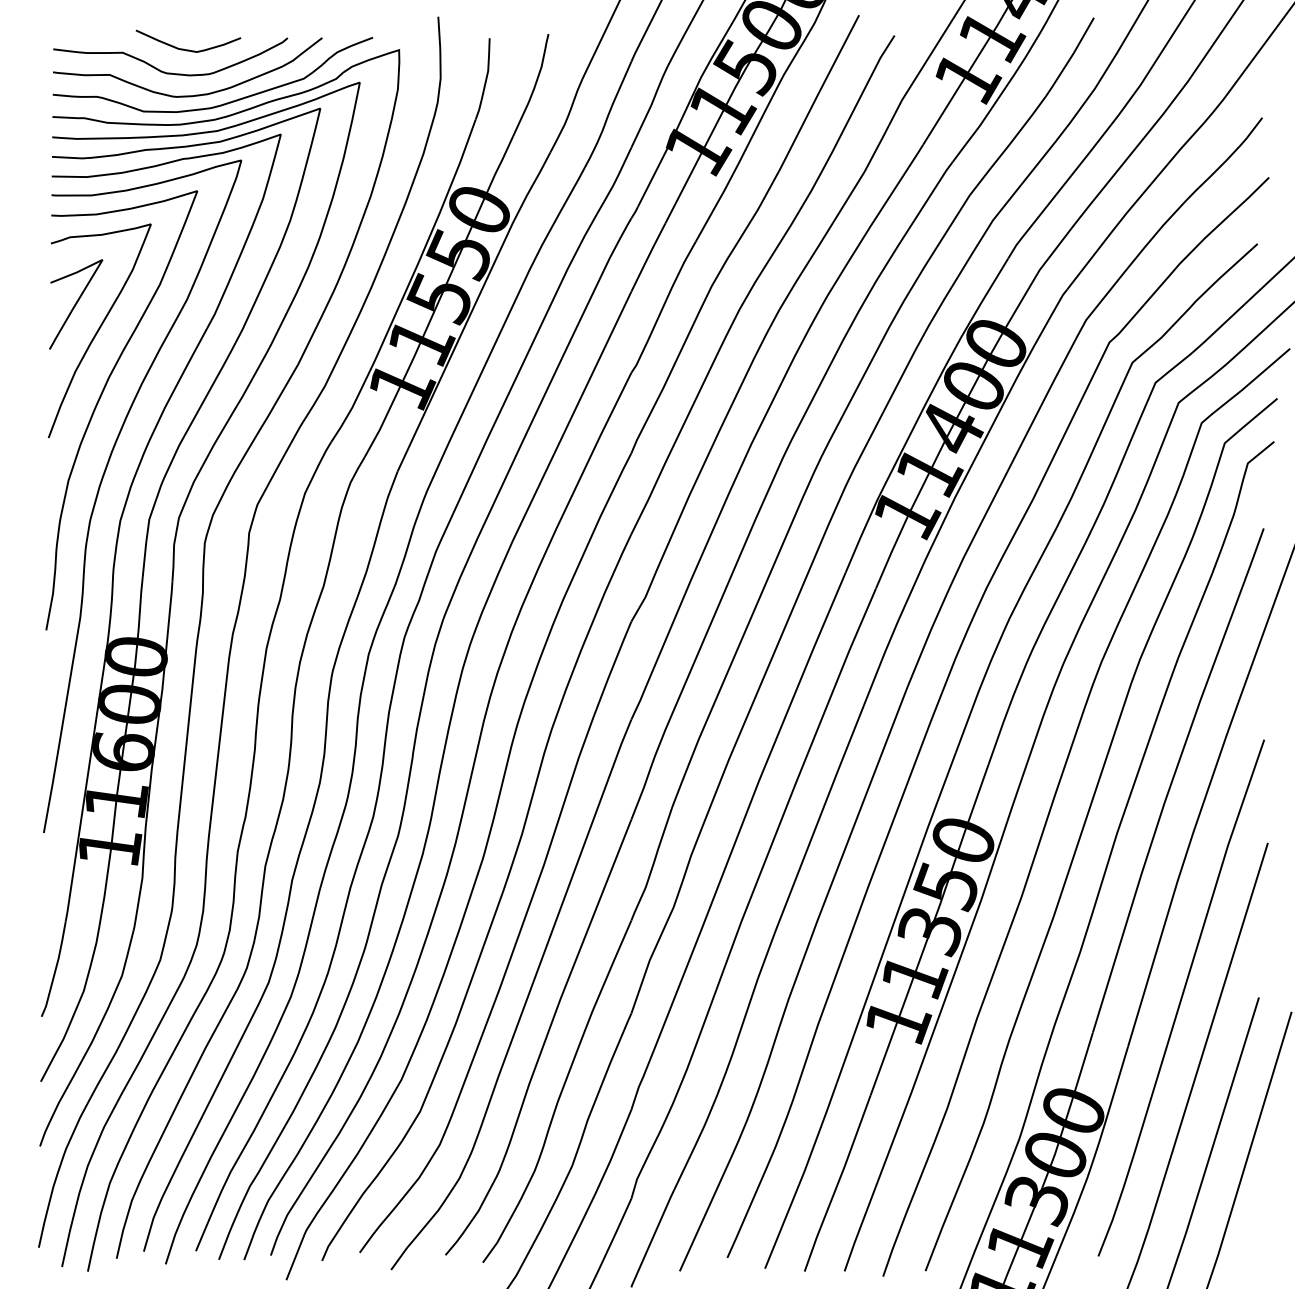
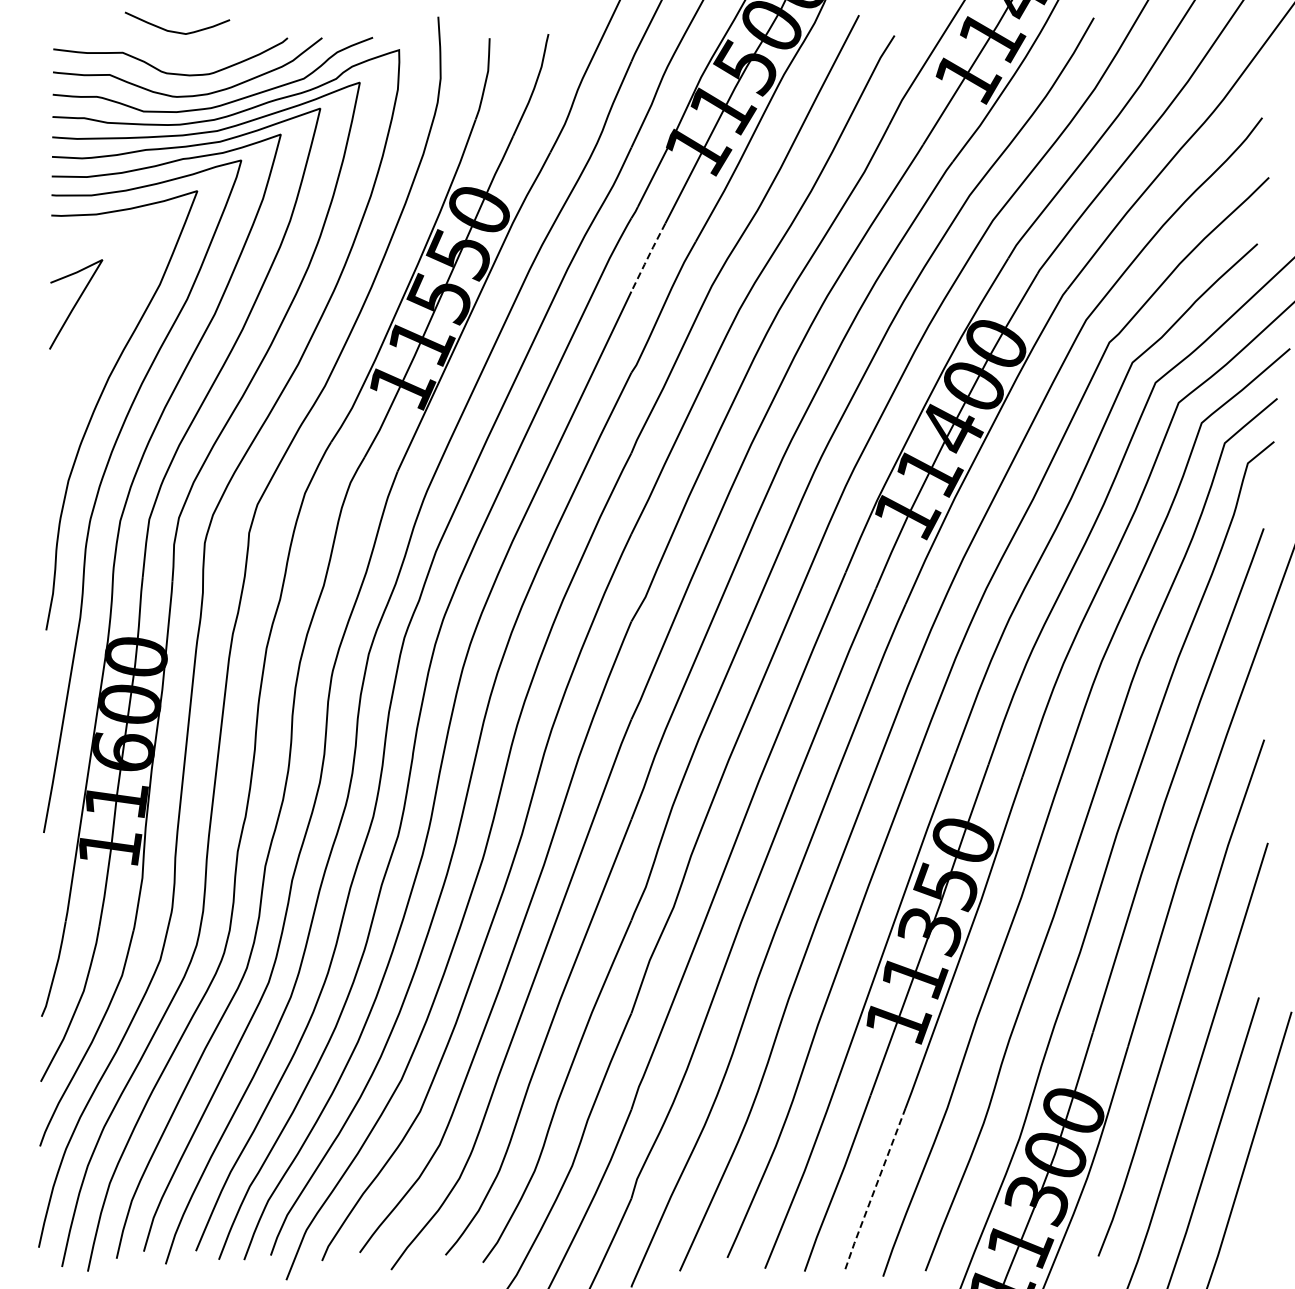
curve position: (188, 49) -> (177, 31) (177, 31)
line: solid -> dashed (648, 257)
curve: present -> none (99, 330)
line: solid -> dashed (874, 1190)
